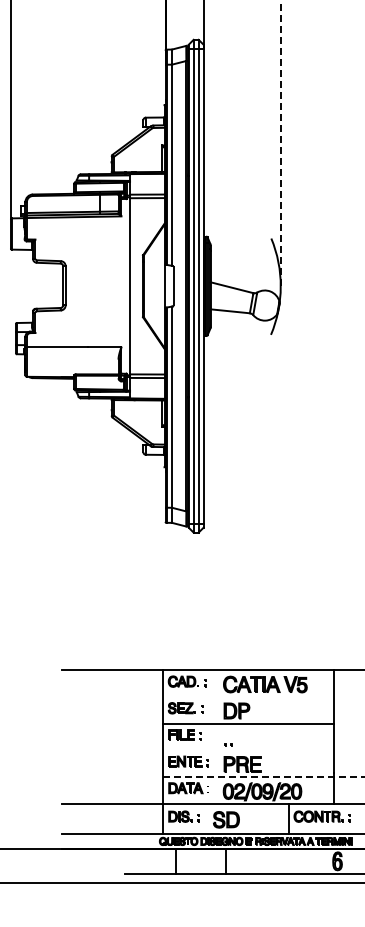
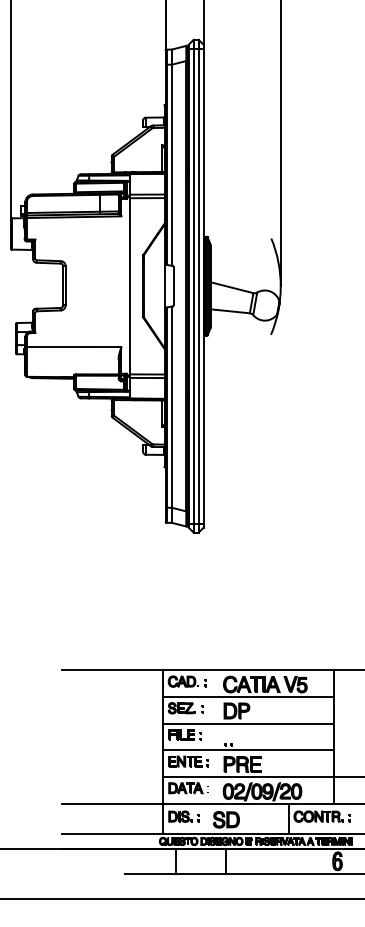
line: dashed -> solid (280, 143)
line: none -> present (248, 697)
line: none -> present (248, 750)
line: dashed -> solid (263, 776)
line position: (181, 883) -> (181, 899) (181, 899)
